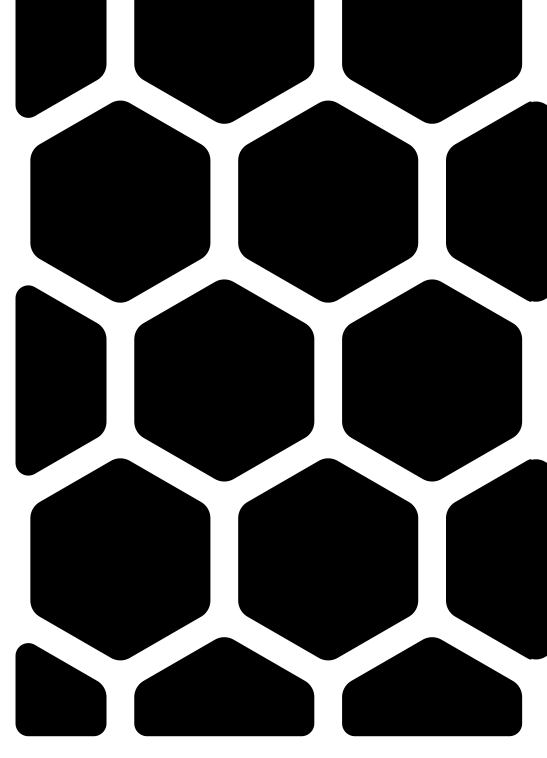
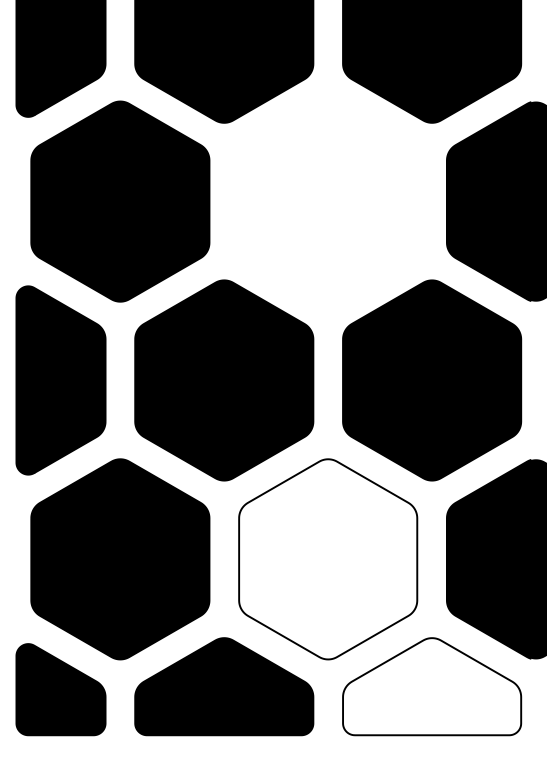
part: present -> none (328, 201)
fill: present -> none (328, 559)
fill: present -> none (432, 686)
